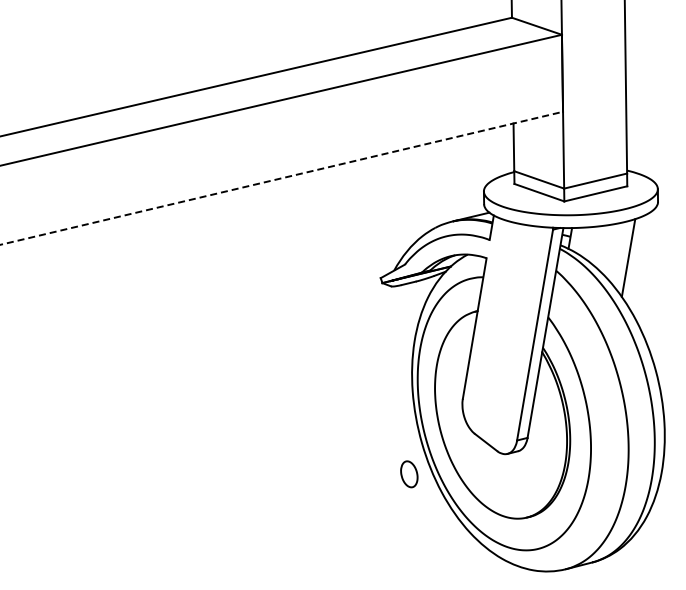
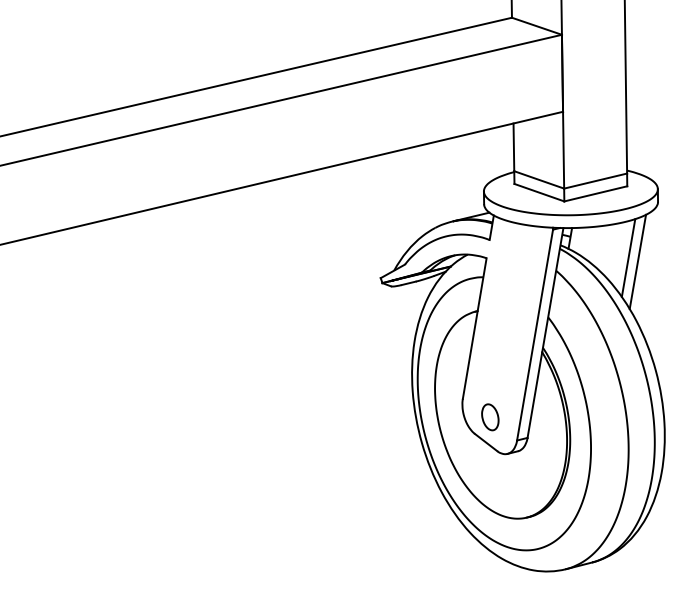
line: dashed -> solid (281, 178)
line: none -> present (637, 261)
part position: (409, 474) -> (490, 417) (490, 417)
